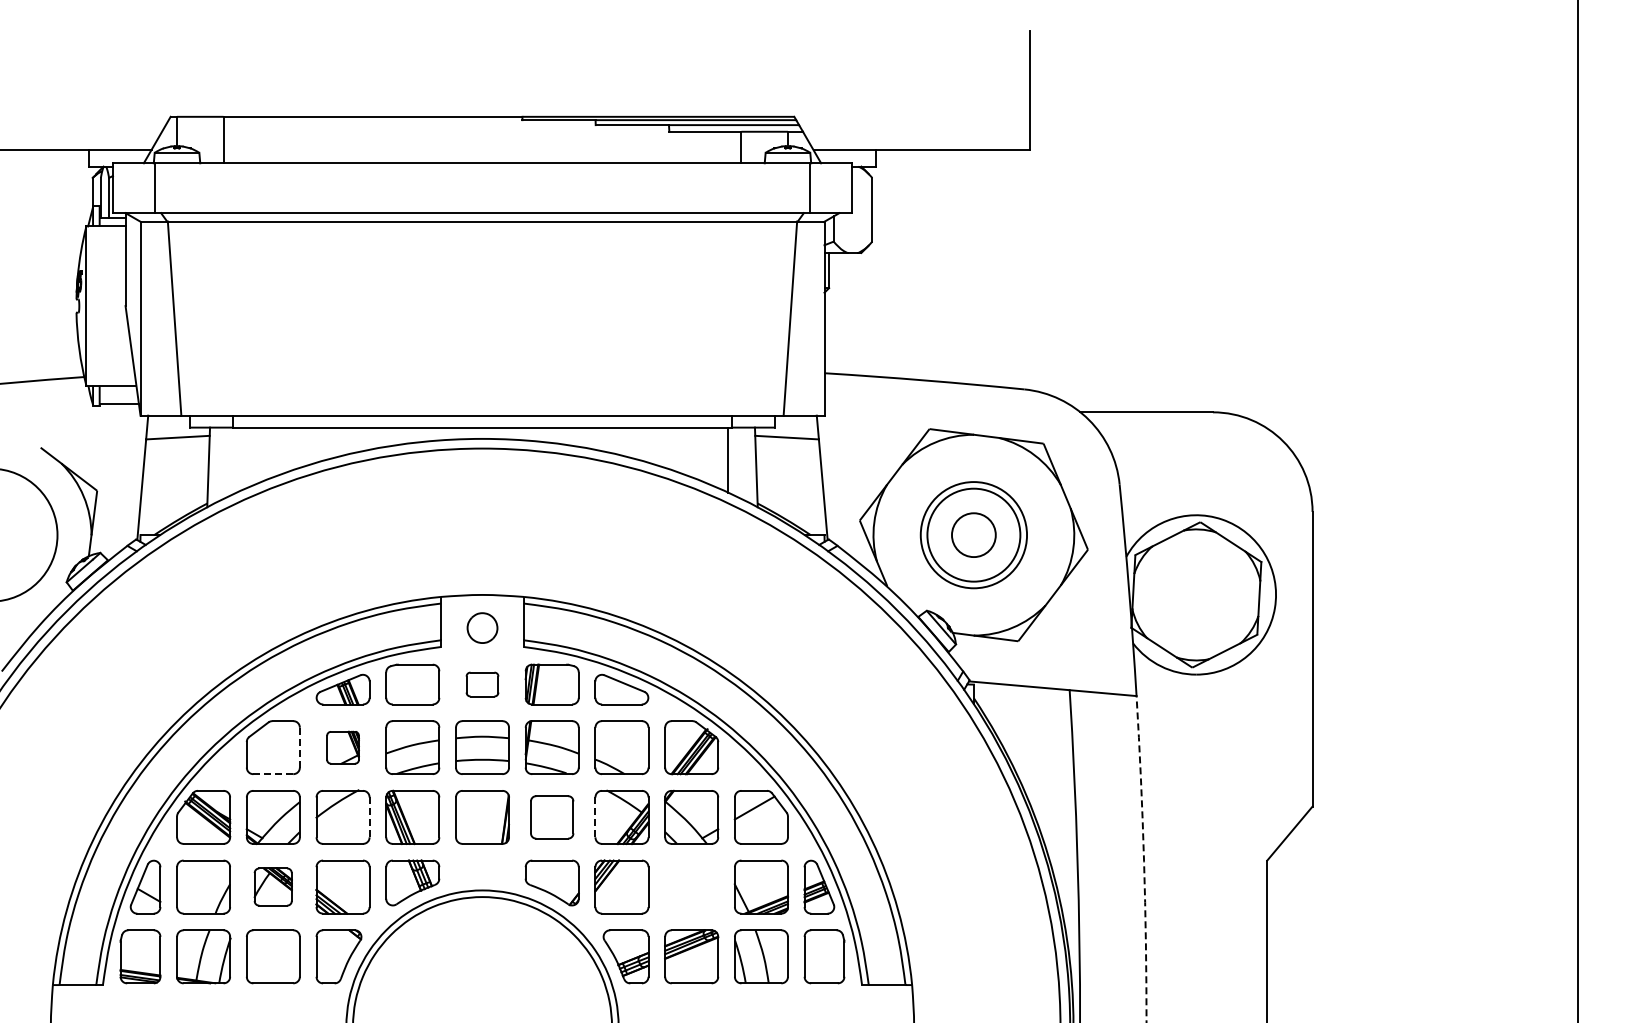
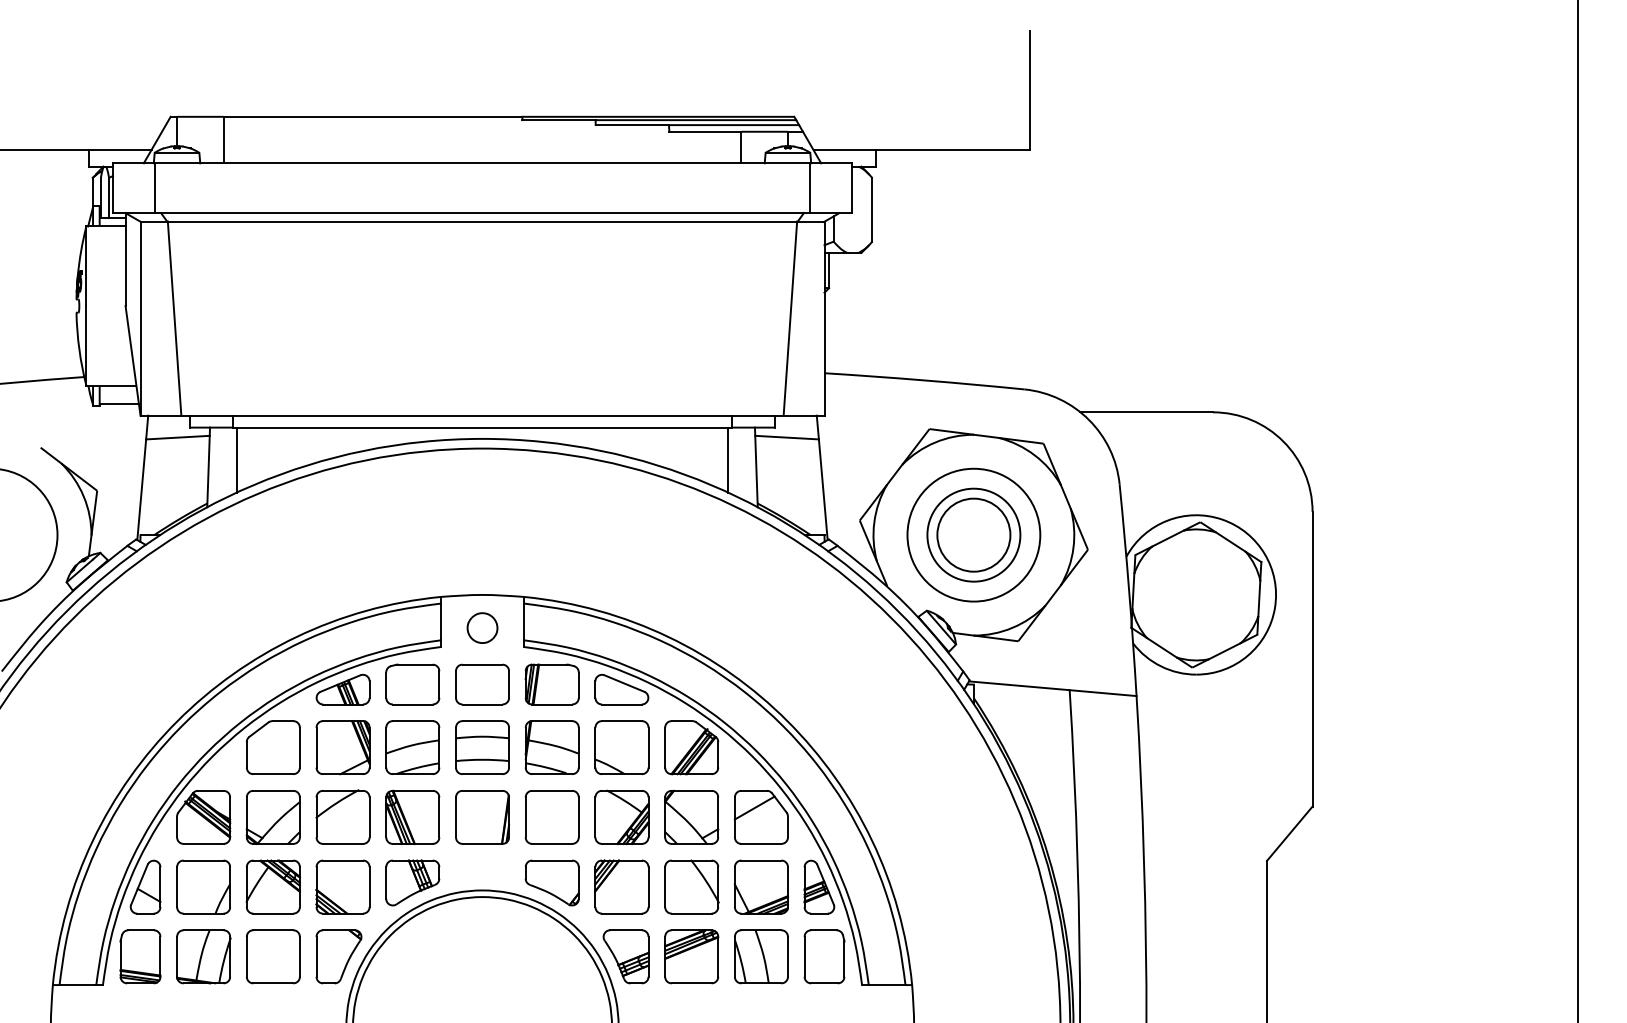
line: none -> present (236, 459)
circle diameter: 106 px -> 133 px (973, 534)
circle diameter: 44 px -> 73 px (973, 534)
part size: 35x27 px -> 55x43 px (482, 684)
line: dashed -> solid (299, 747)
part size: 34x35 px -> 56x56 px (342, 747)
line: dashed -> solid (273, 774)
line: dashed -> solid (369, 817)
part size: 45x45 px -> 56x55 px (551, 817)
line: dashed -> solid (595, 817)
arc: dashed -> solid (1143, 859)
part size: 40x40 px -> 56x56 px (272, 886)
part: none -> present (691, 886)
